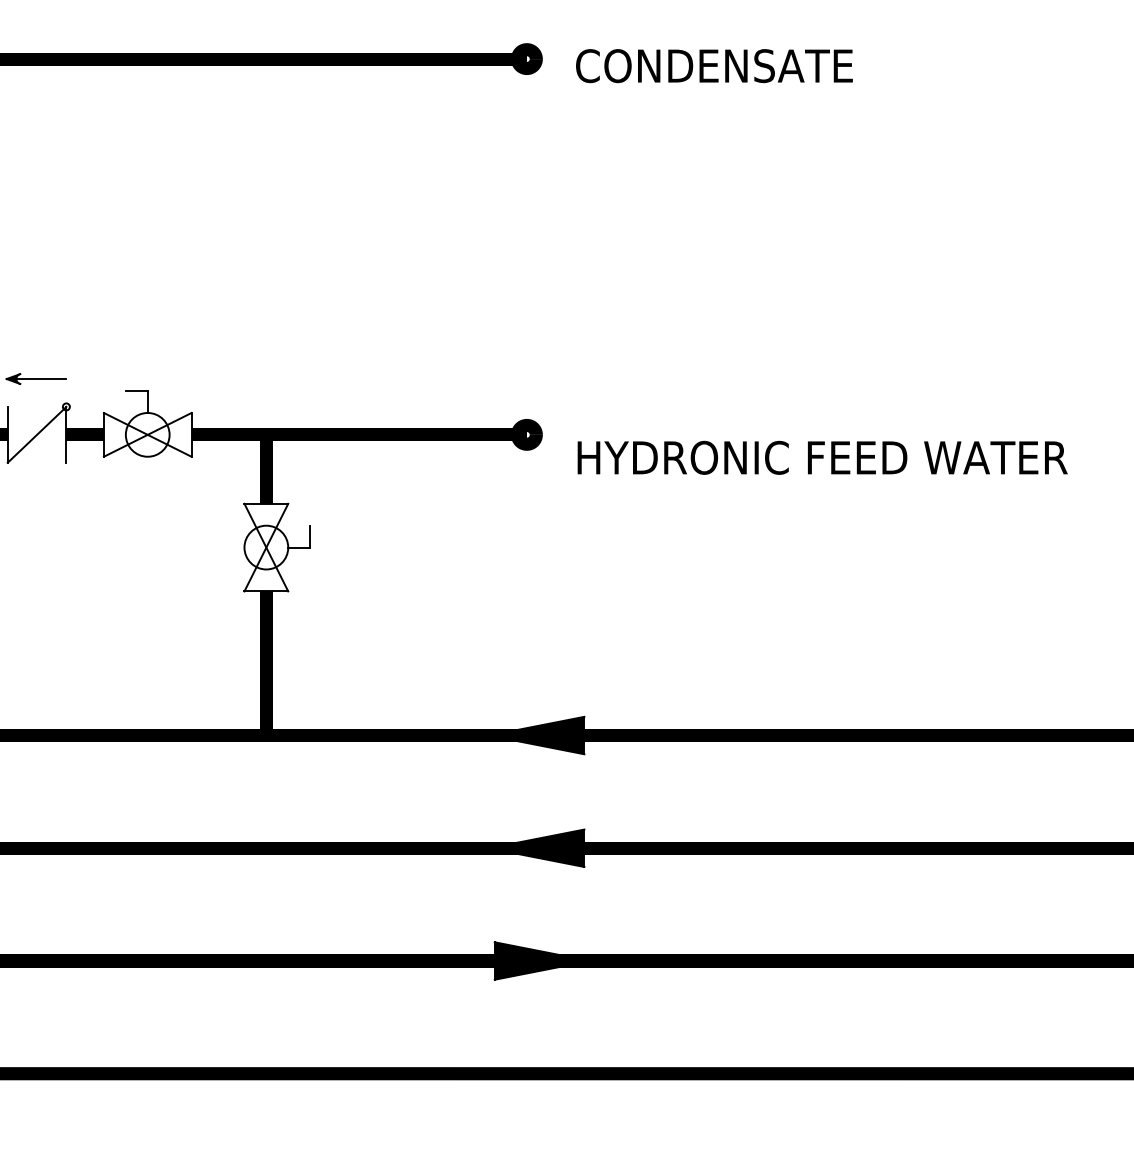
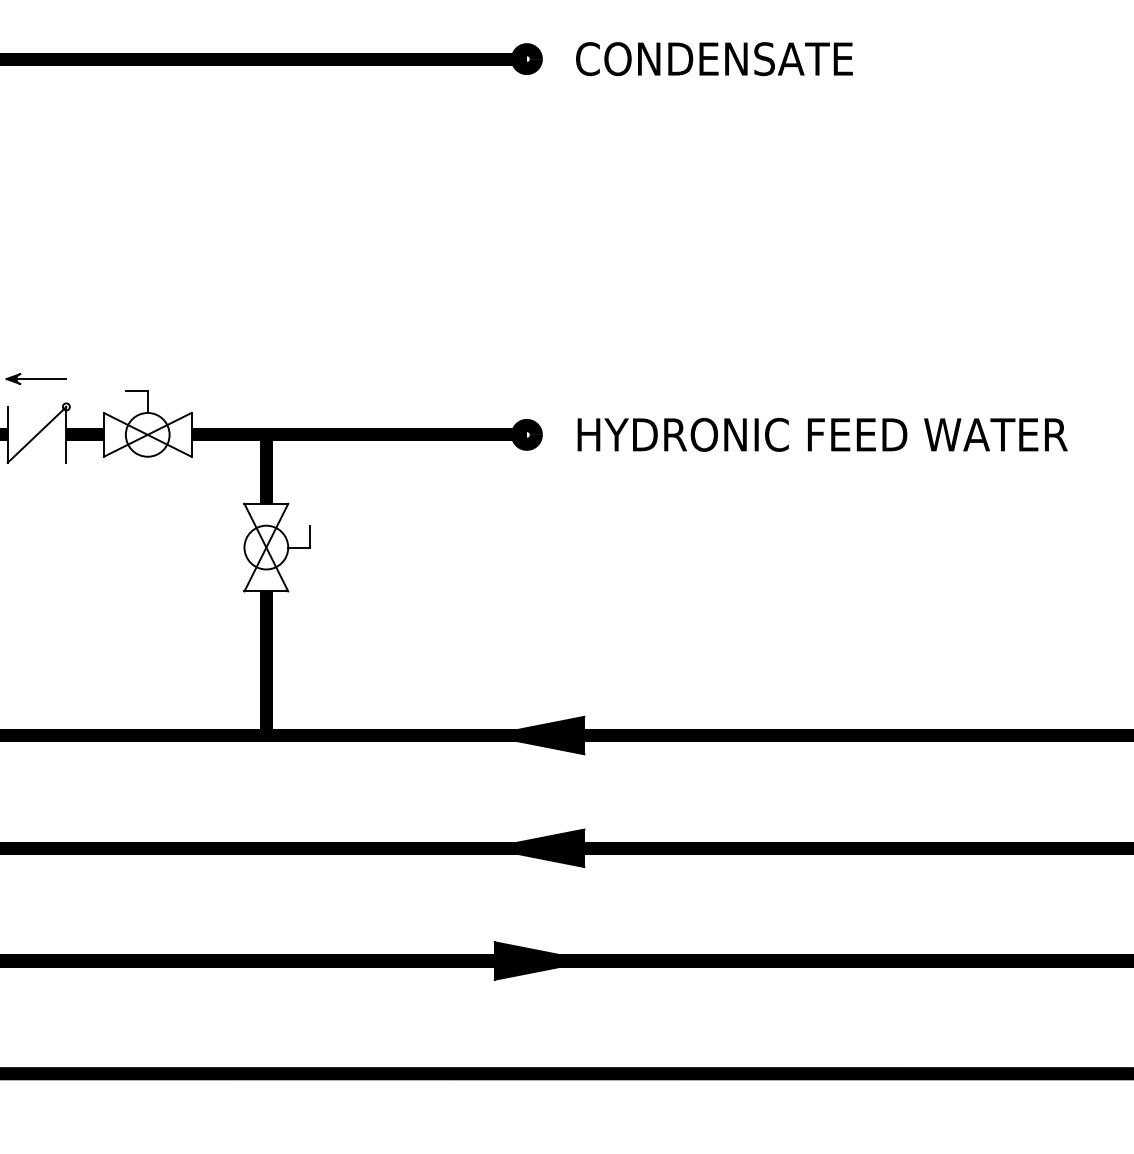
text position: (714, 66) -> (714, 59) (714, 59)
text position: (822, 457) -> (822, 434) (822, 434)
